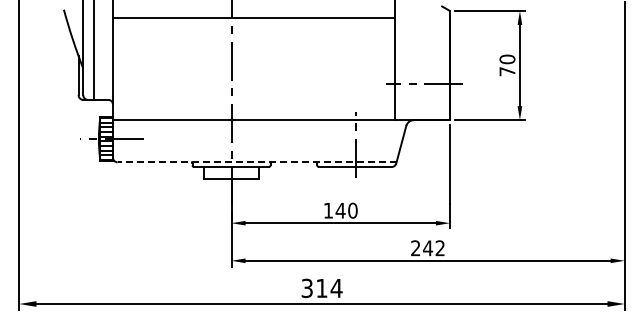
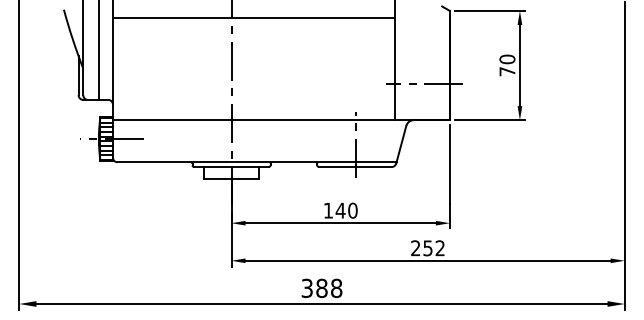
line position: (93, 50) -> (98, 50) (98, 50)
line: dashed -> solid (256, 162)
text: 242 -> 252 (428, 248)
text: 314 -> 388 (329, 288)
